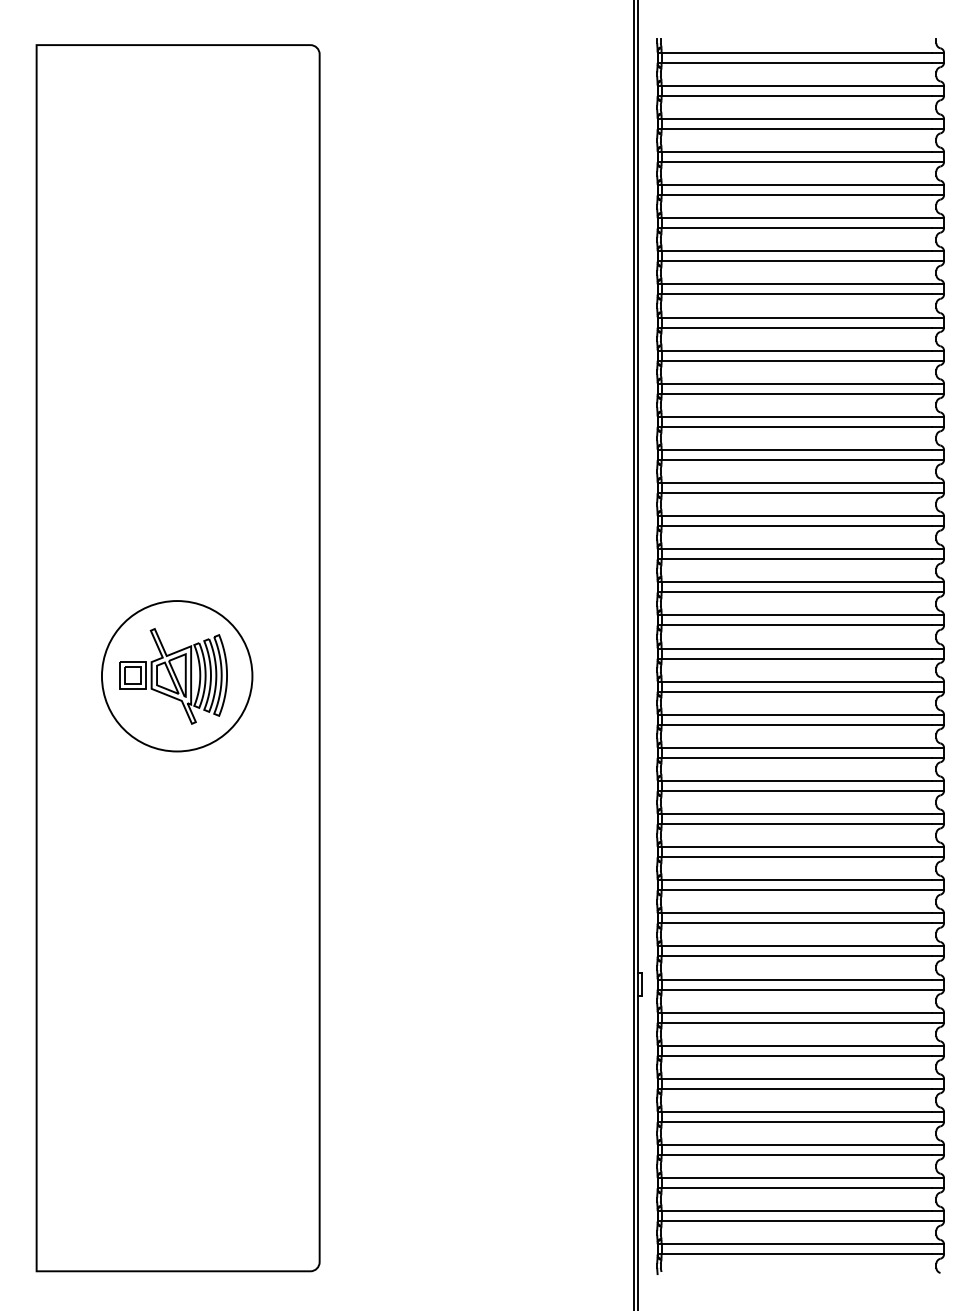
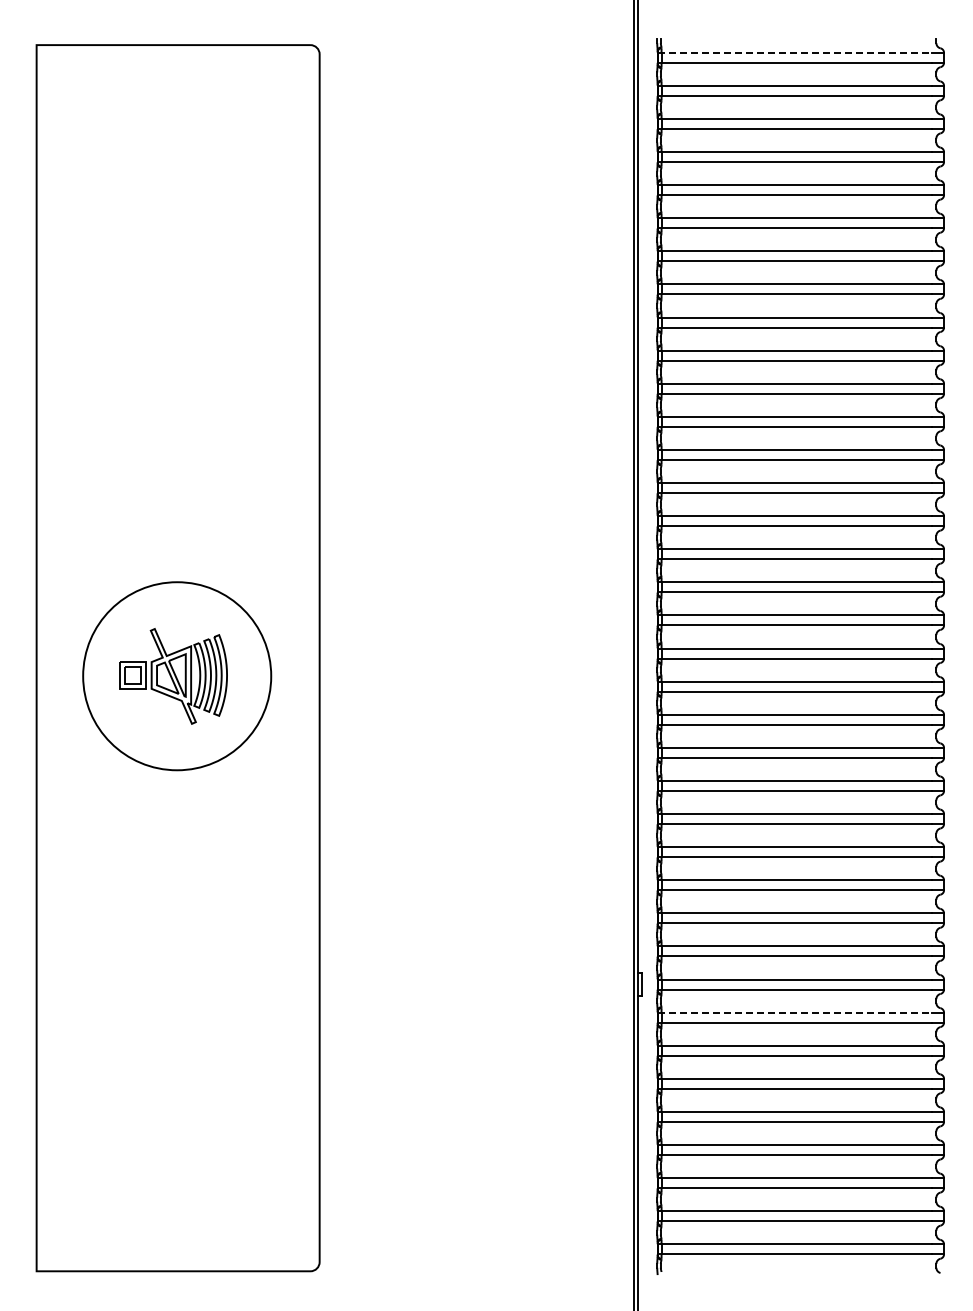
line: solid -> dashed (795, 52)
circle diameter: 150 px -> 188 px (177, 676)
line: solid -> dashed (795, 1012)
